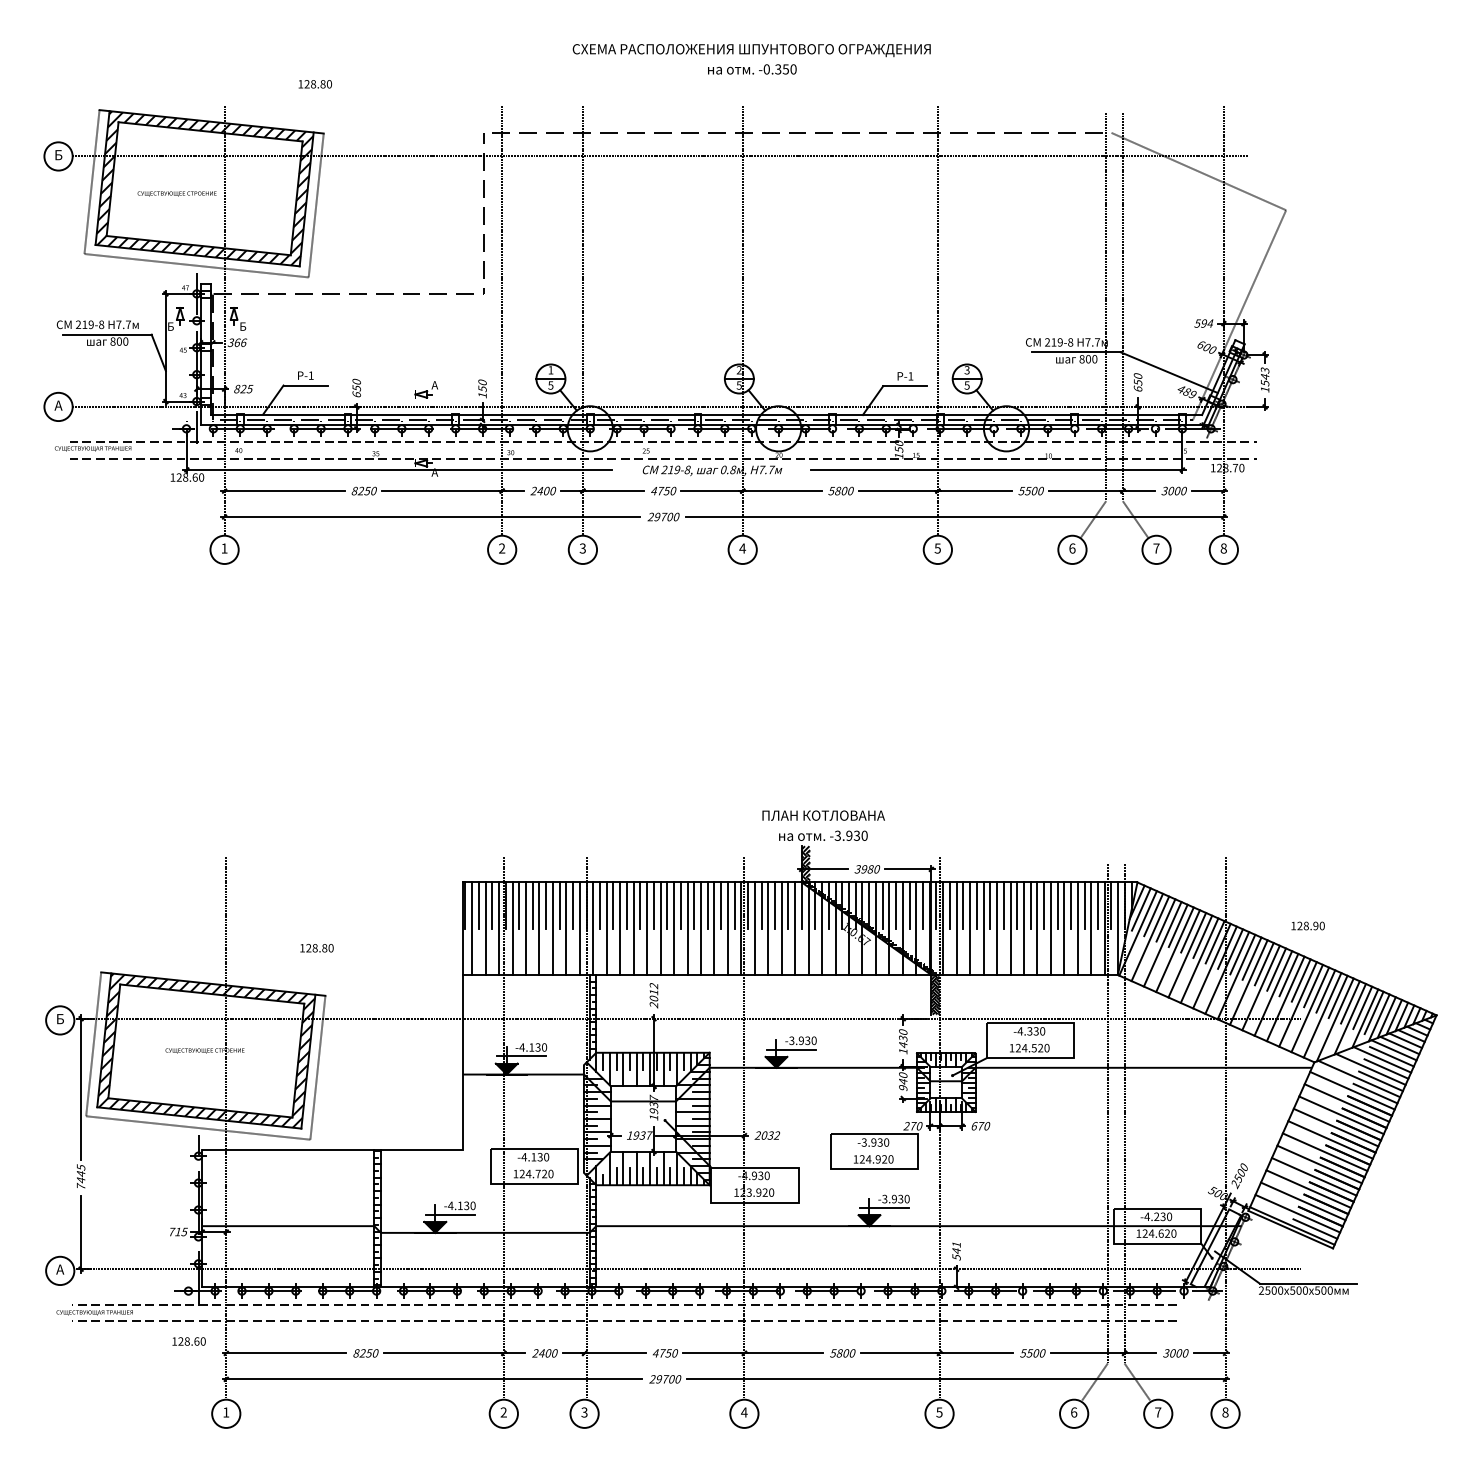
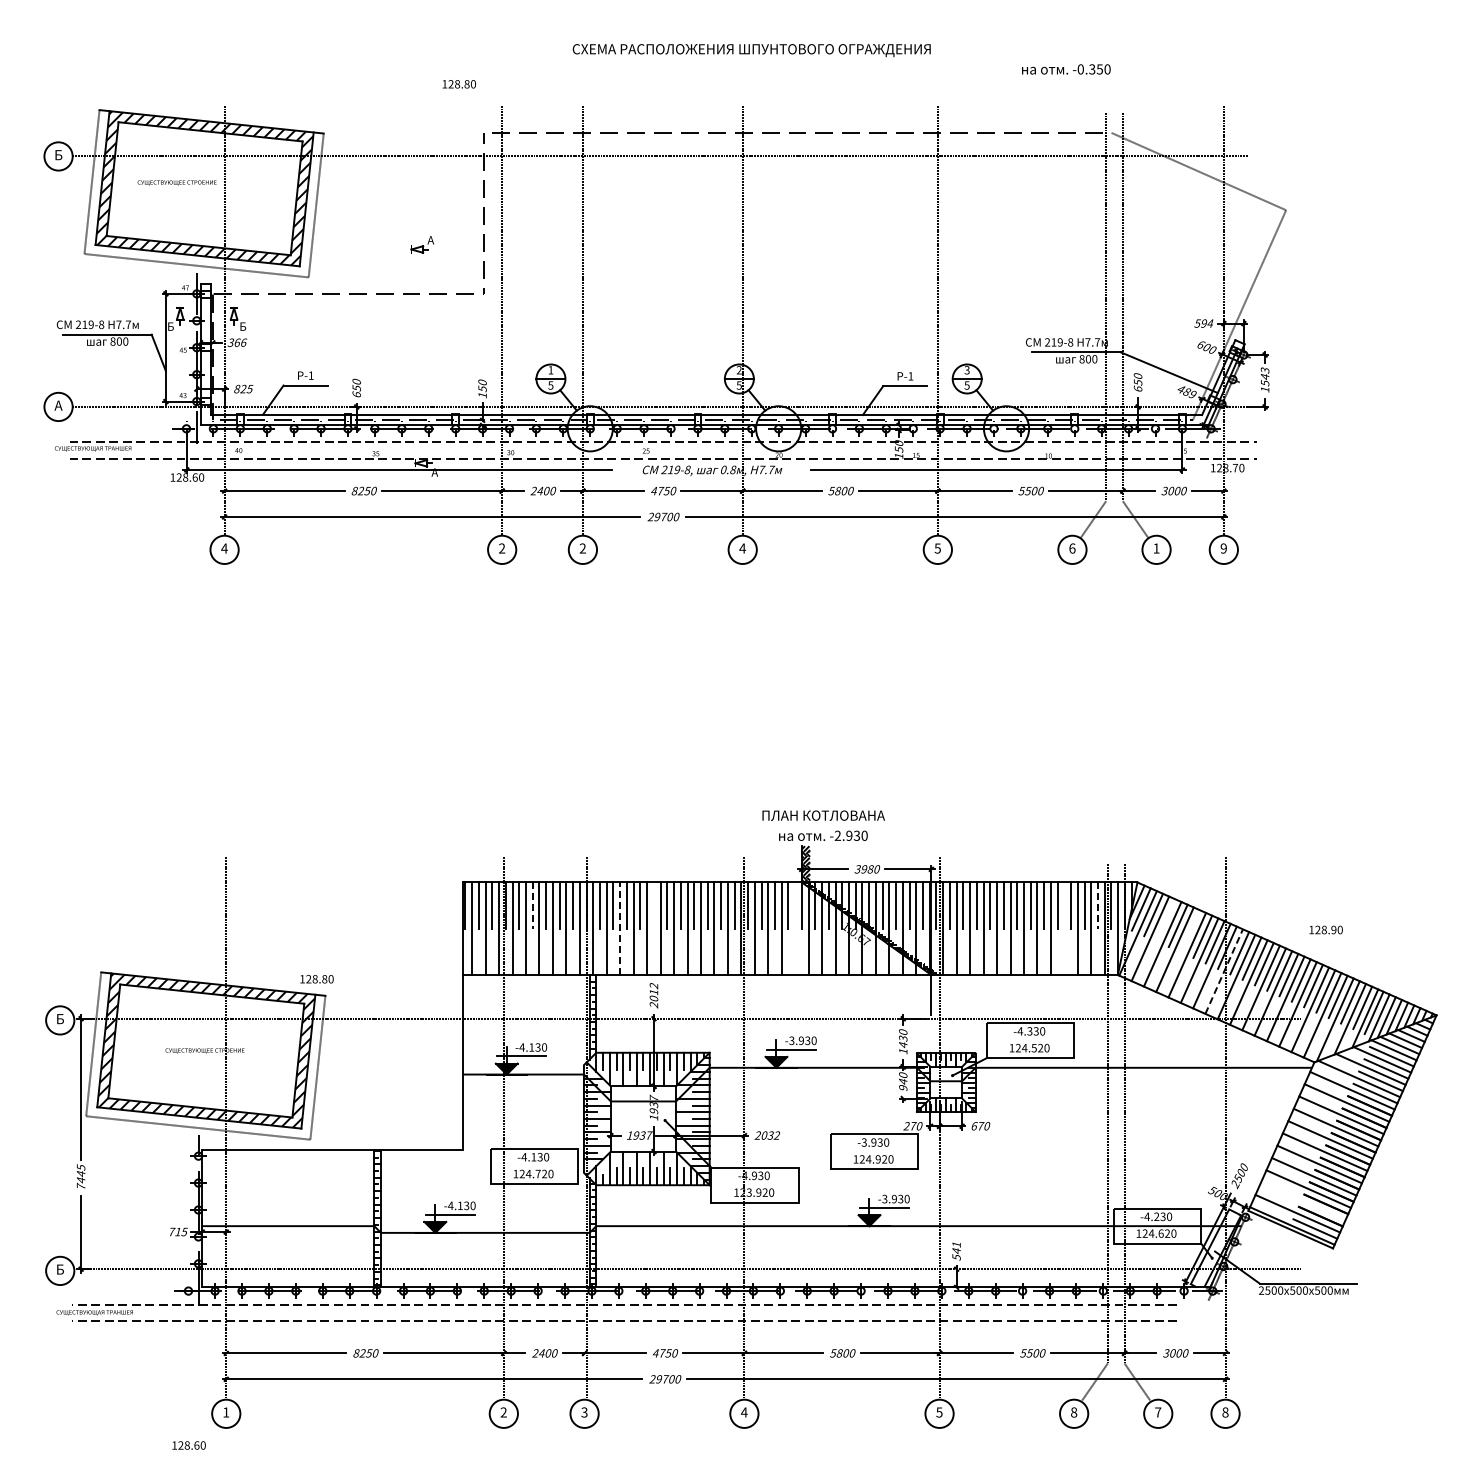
text position: (752, 69) -> (1066, 69) (1066, 69)
text position: (314, 84) -> (458, 84) (458, 84)
text position: (176, 193) -> (176, 182) (176, 182)
part position: (425, 389) -> (421, 244) (421, 244)
text: 1 -> 4 (224, 548)
text: 3 -> 2 (582, 548)
text: 7 -> 1 (1156, 548)
text: 8 -> 9 (1223, 548)
text: -3.930 -> -2.930 (837, 835)
line: present -> none (653, 905)
line: solid -> dashed (532, 906)
line: solid -> dashed (1097, 906)
line: present -> none (1165, 920)
text position: (1307, 925) -> (1325, 929) (1325, 929)
line: solid -> dashed (620, 928)
line: present -> none (795, 928)
line: present -> none (1064, 928)
line: present -> none (1190, 931)
text position: (316, 948) -> (316, 979) (316, 979)
line: solid -> dashed (1224, 971)
hatch: present -> none (935, 994)
line: present -> none (1303, 1201)
text: А -> Б (60, 1269)
text position: (188, 1341) -> (188, 1445) (188, 1445)
text: 6 -> 8 (1074, 1412)
